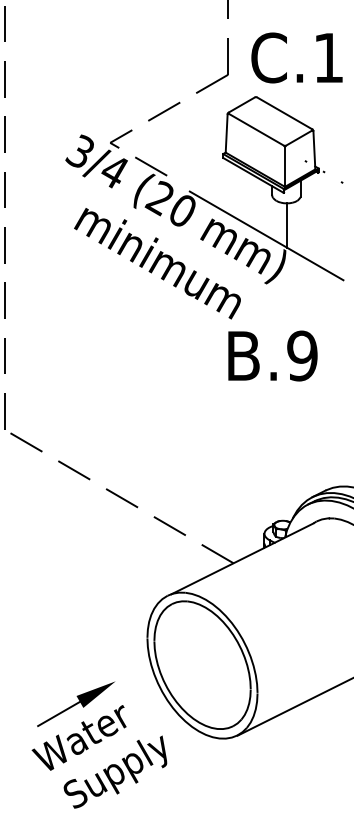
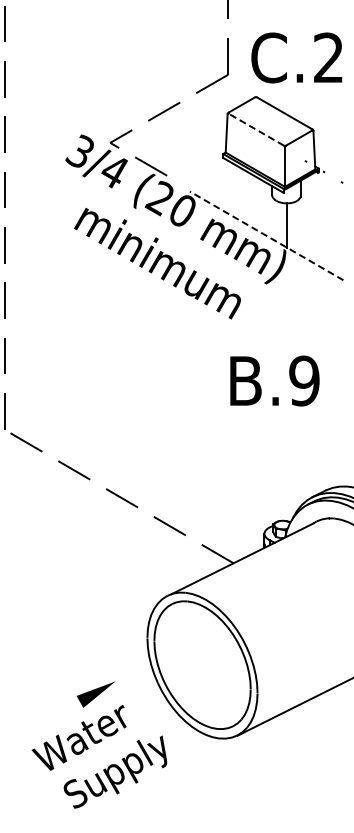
text: C.1 -> C.2 (328, 57)
line: solid -> dashed (256, 129)
line: solid -> dashed (266, 235)
text position: (272, 355) -> (274, 380) (274, 380)
line: present -> none (58, 713)
